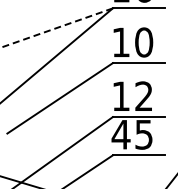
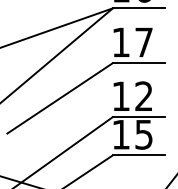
line: dashed -> solid (56, 28)
text: 10 -> 17 (144, 42)
text: 45 -> 15 (120, 134)
